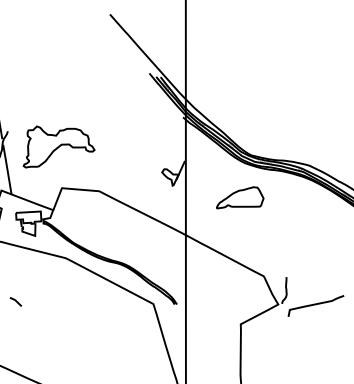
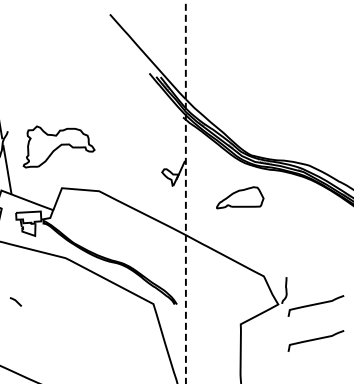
line: solid -> dashed (185, 191)
curve: none -> present (315, 340)
